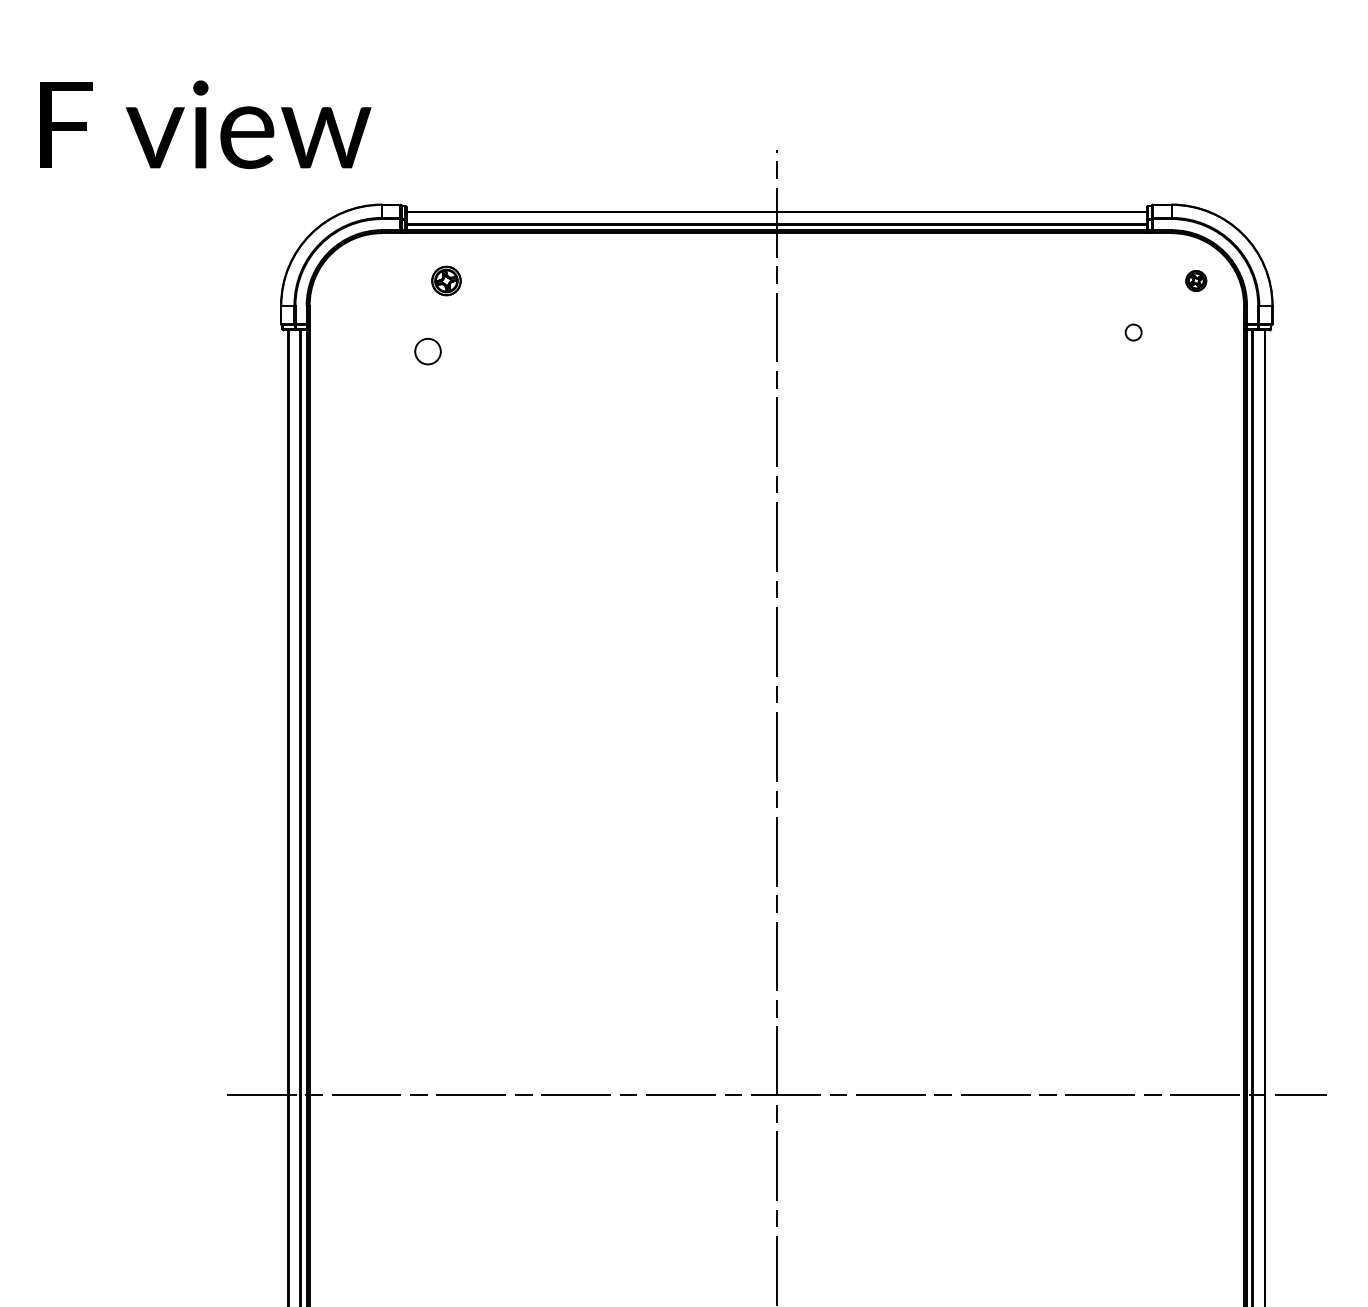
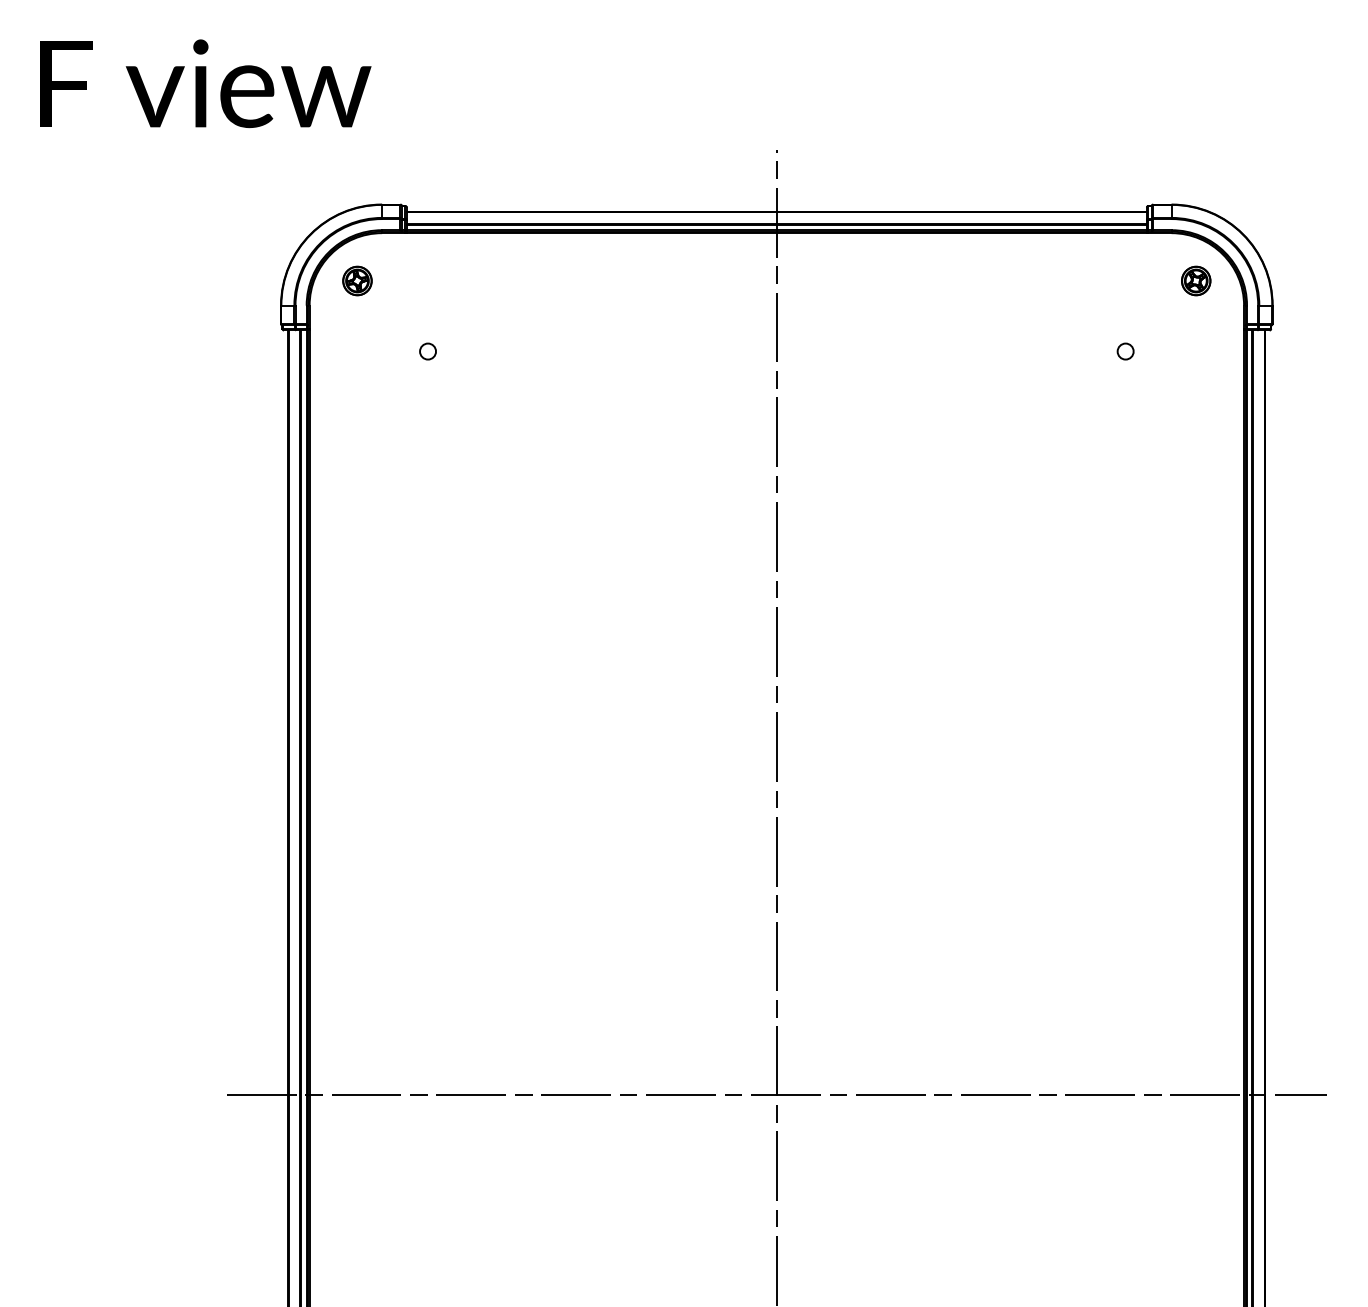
text position: (205, 124) -> (205, 83) (205, 83)
part position: (446, 280) -> (357, 280) (357, 280)
part size: 23x22 px -> 31x32 px (1196, 280)
circle position: (1133, 332) -> (1125, 351) (1125, 351)
circle size: 28x29 px -> 18x19 px (427, 351)
